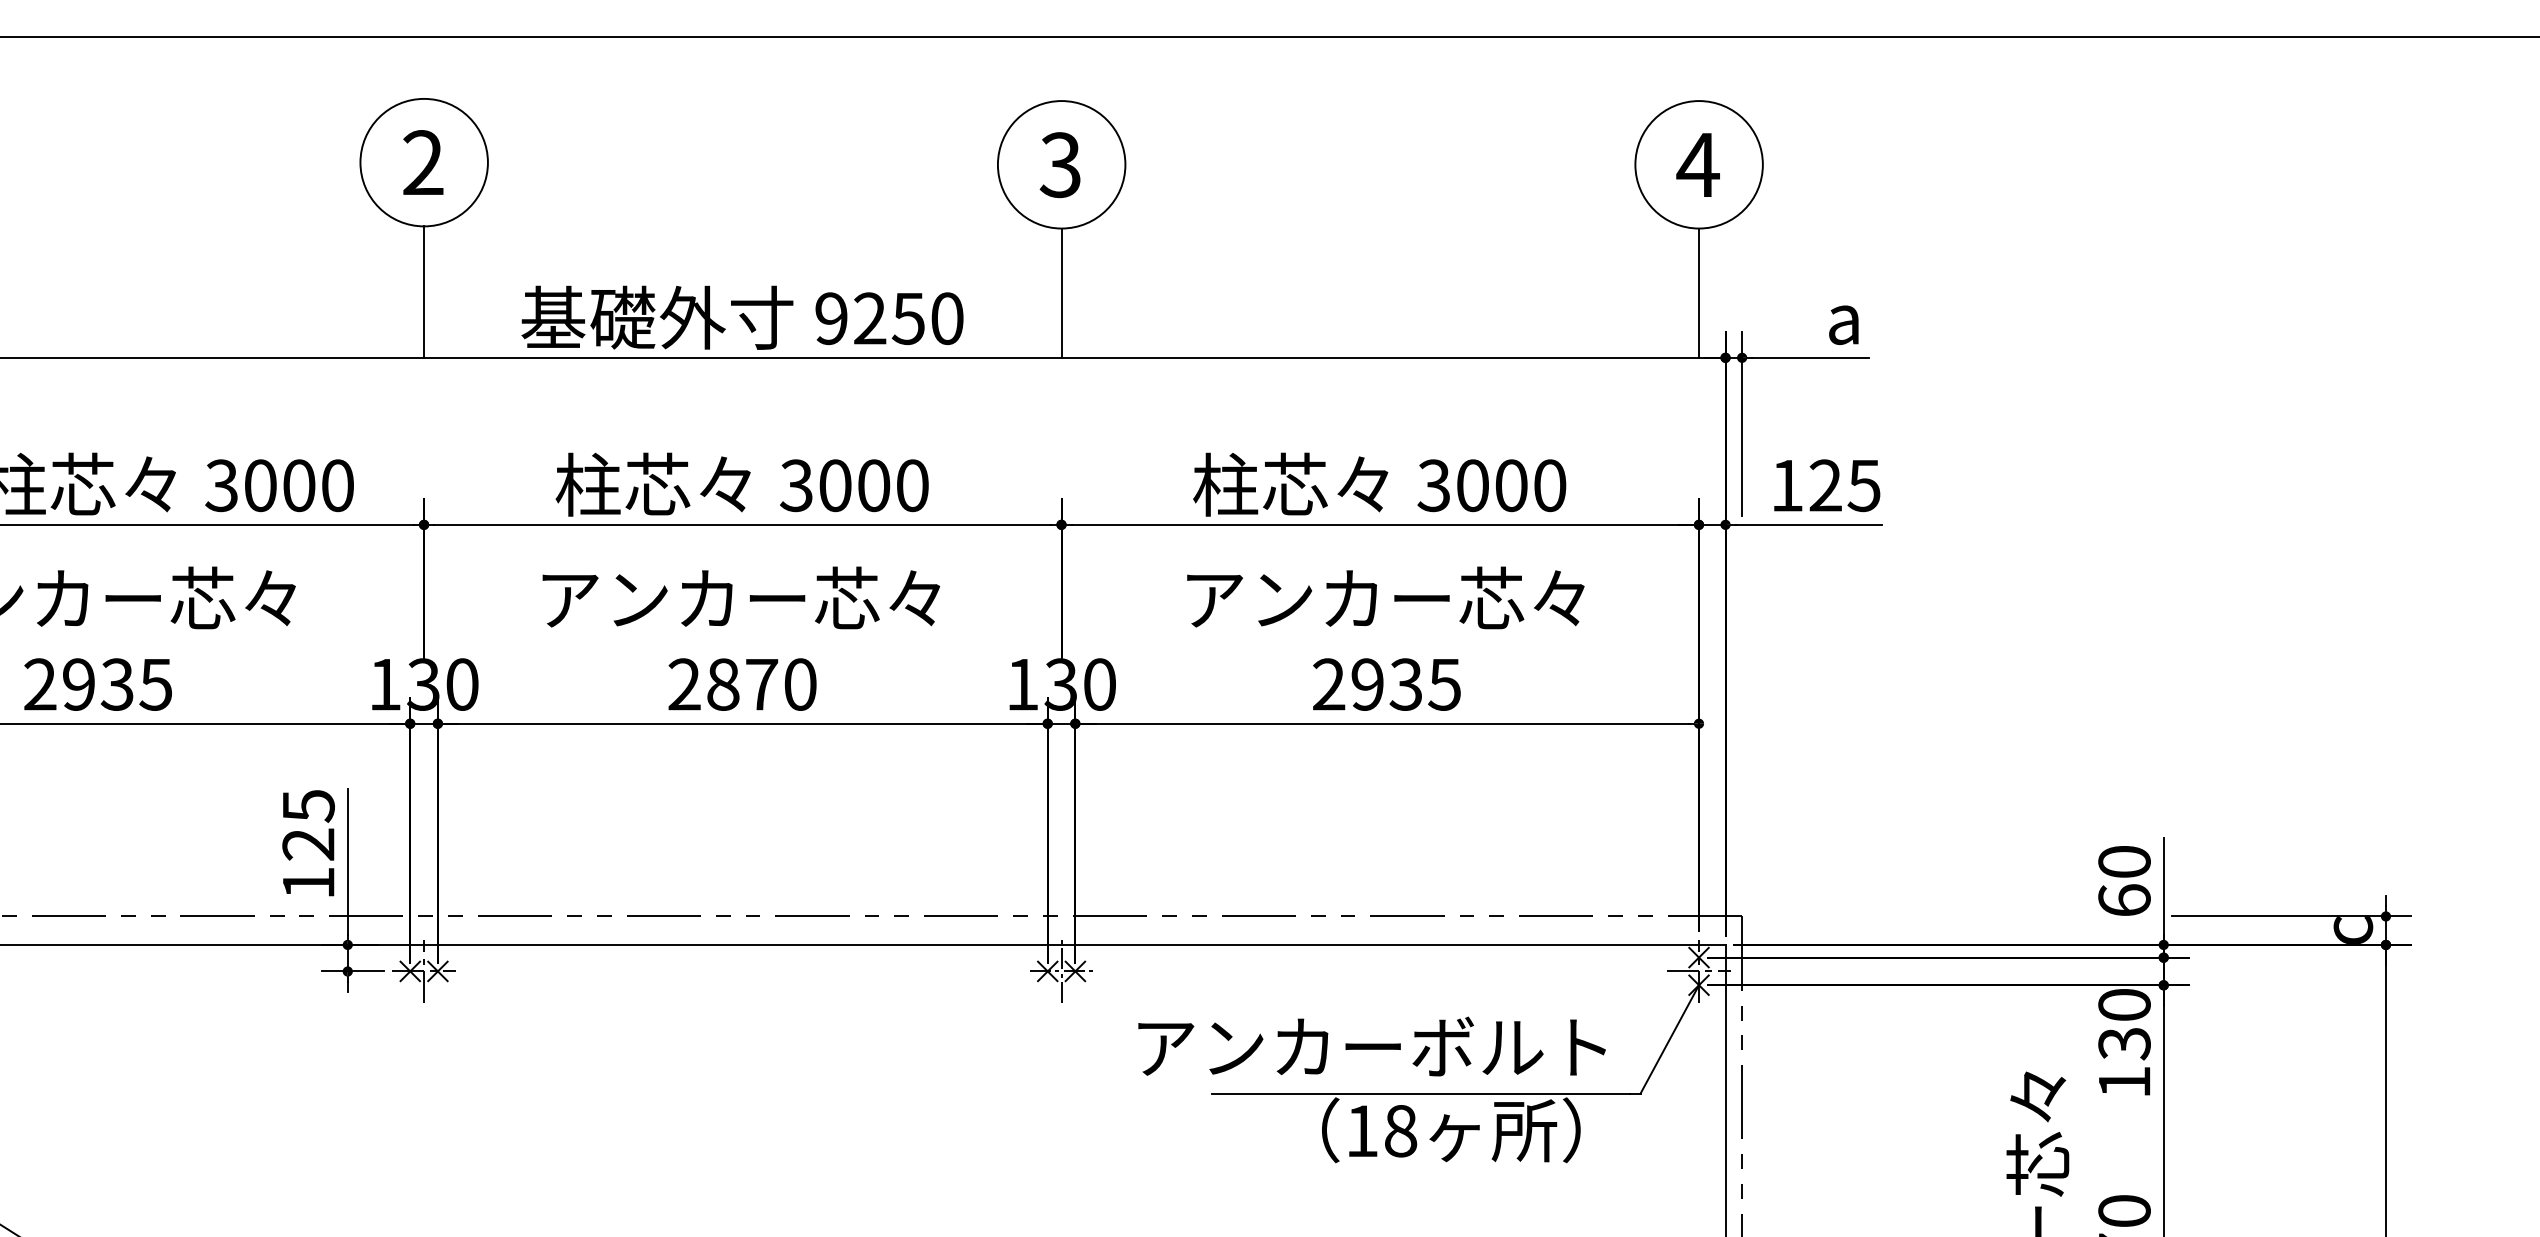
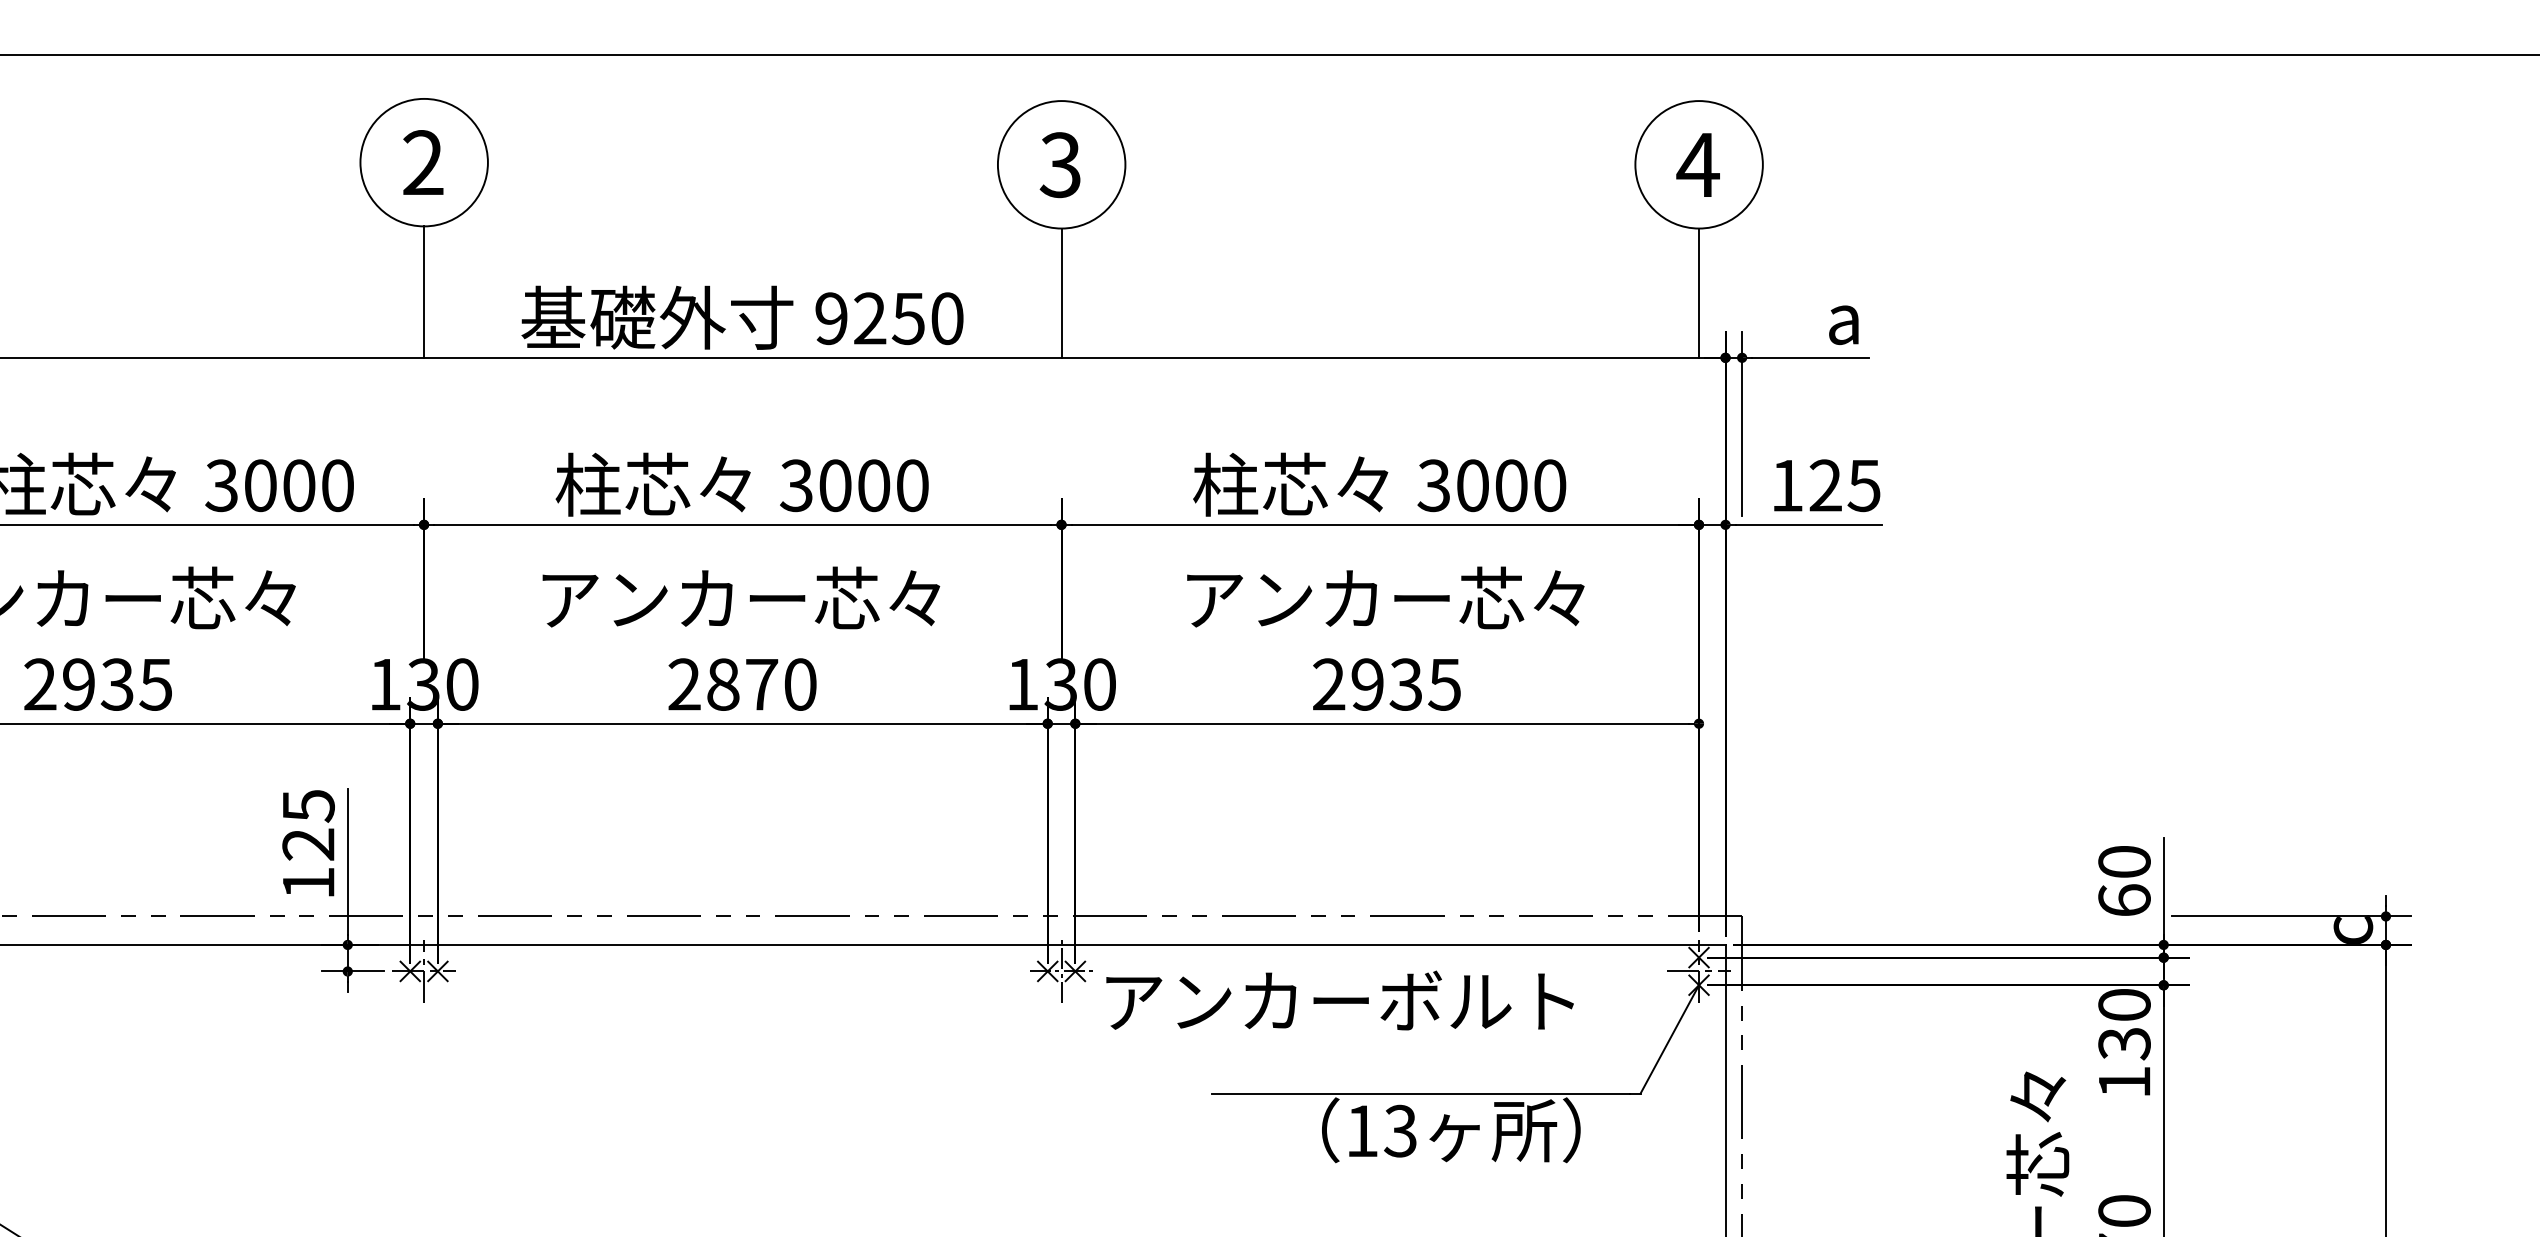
line position: (1269, 36) -> (1269, 54) (1269, 54)
text position: (1371, 1046) -> (1339, 1000) (1339, 1000)
text: 18 -> 13 (1400, 1130)
